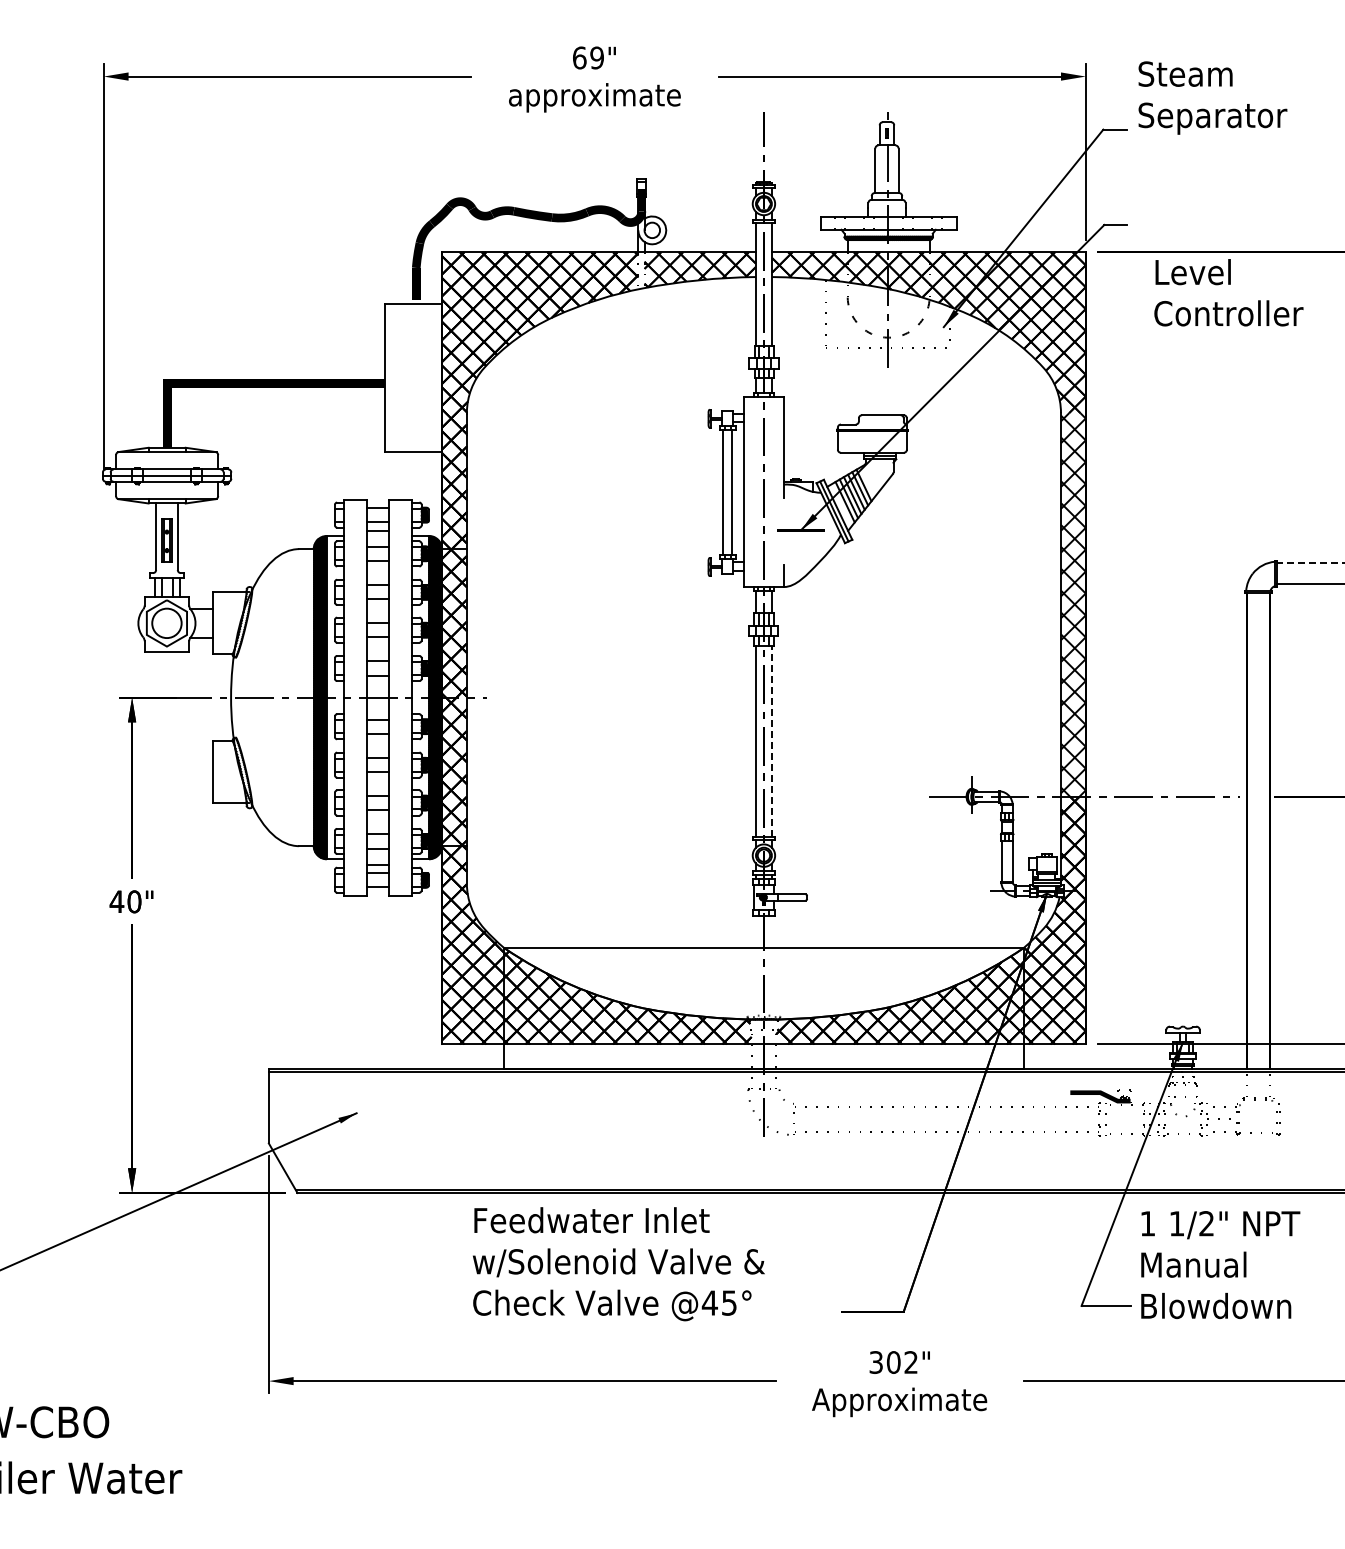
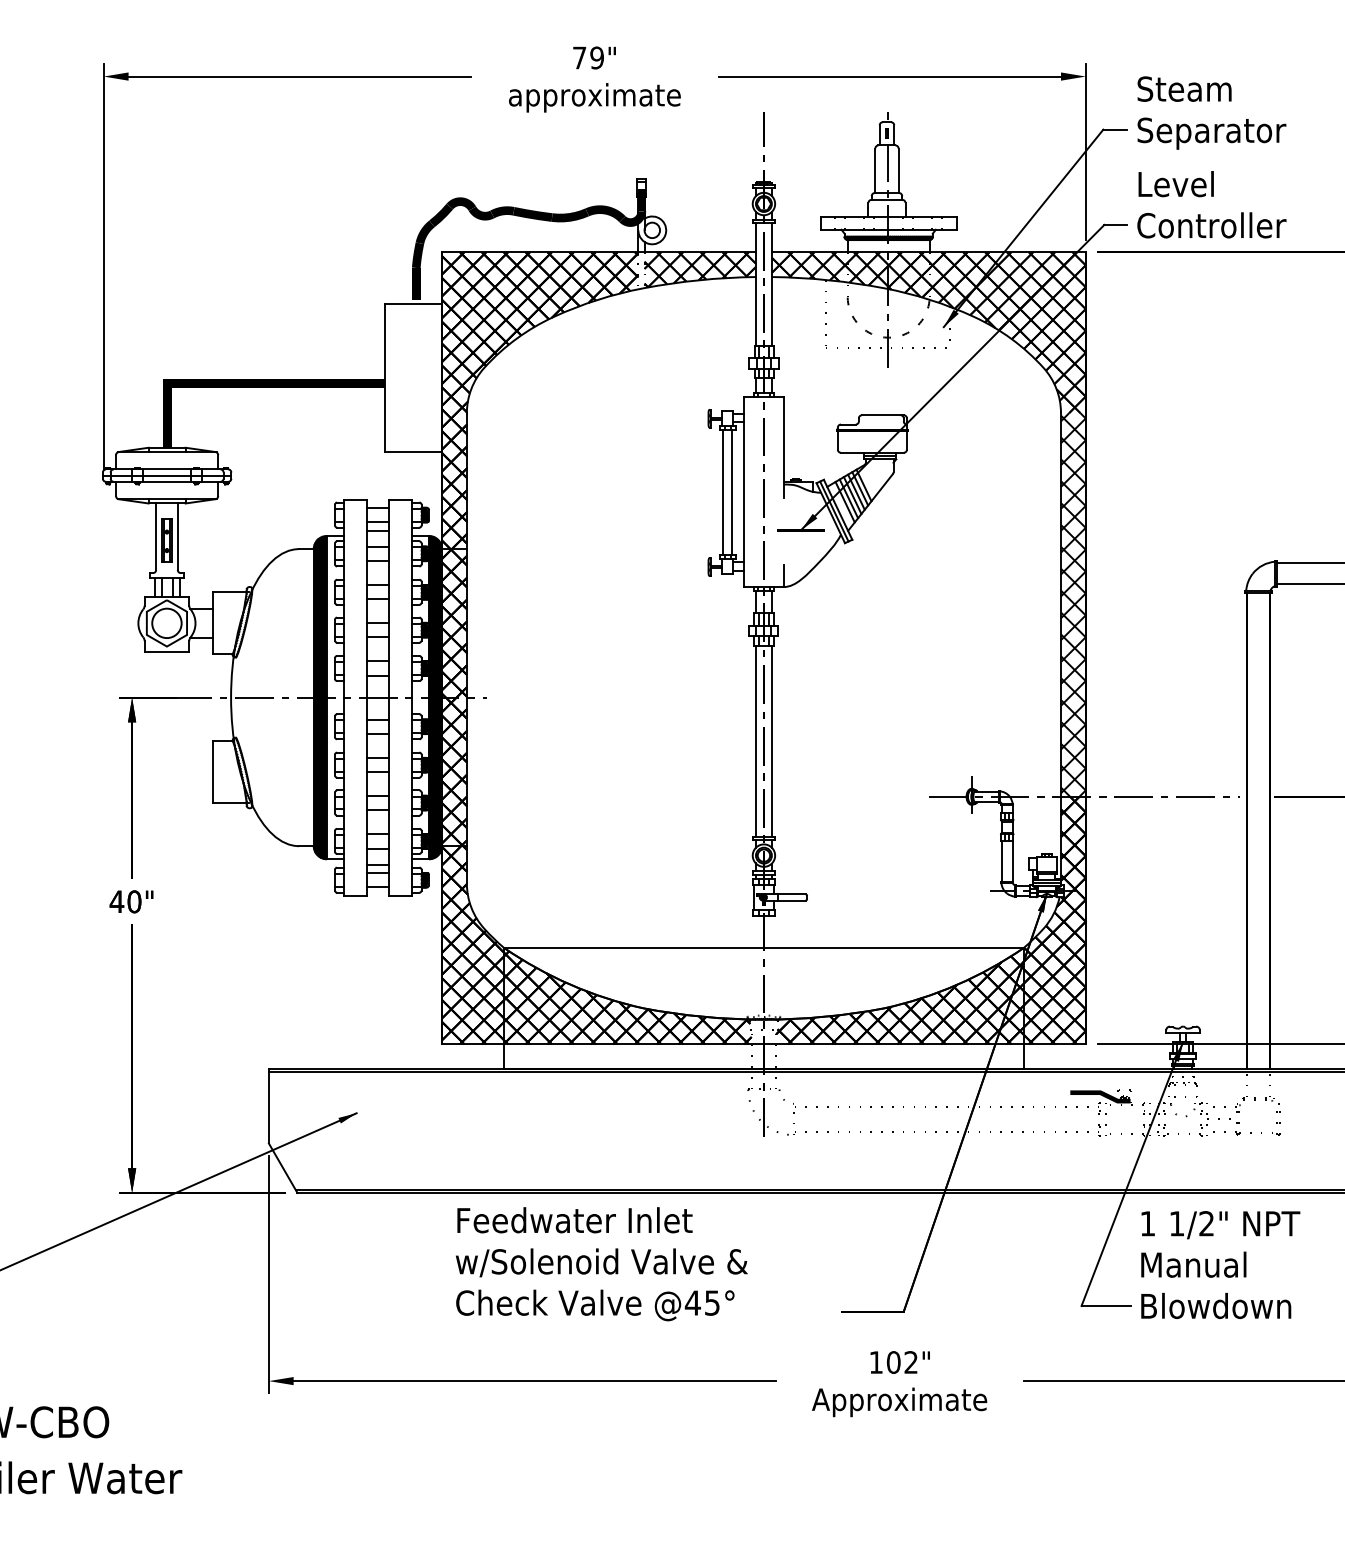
text: 69" -> 79" (579, 57)
text position: (1212, 97) -> (1211, 112) (1211, 112)
text position: (1228, 292) -> (1211, 204) (1211, 204)
line: dashed -> solid (1310, 563)
line: dashed -> solid (771, 741)
text position: (618, 1264) -> (601, 1264) (601, 1264)
text: 302" -> 102" (875, 1362)
